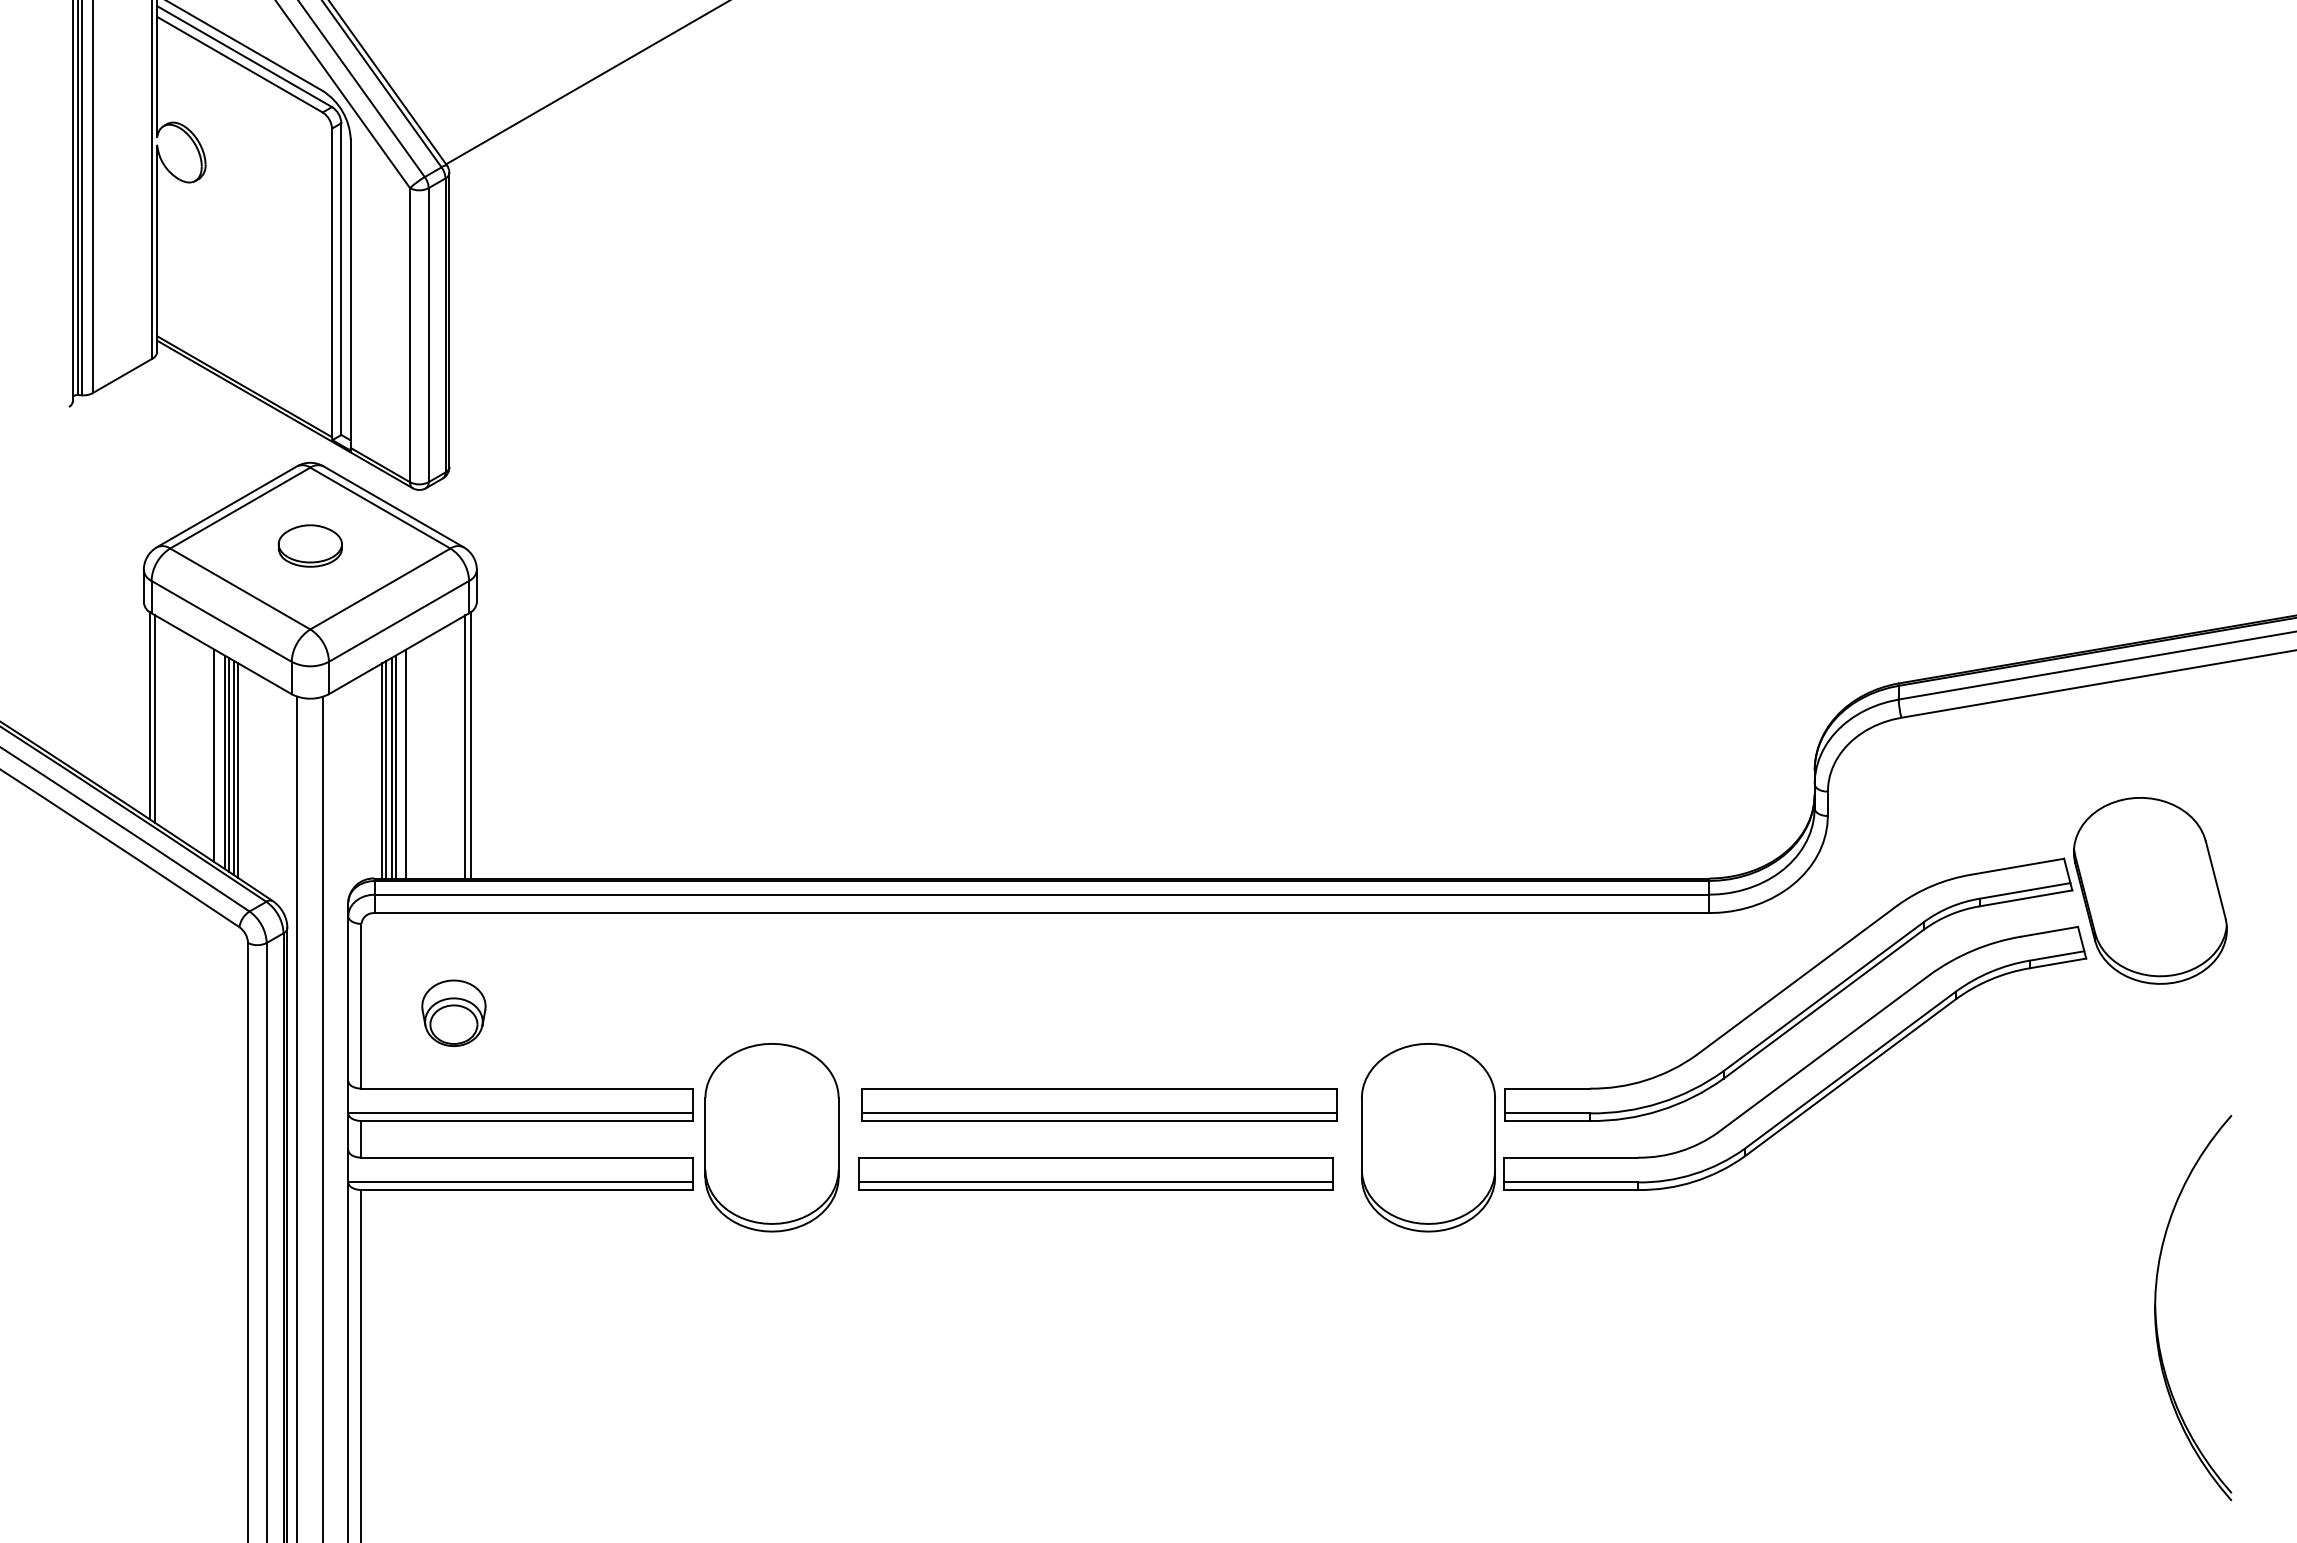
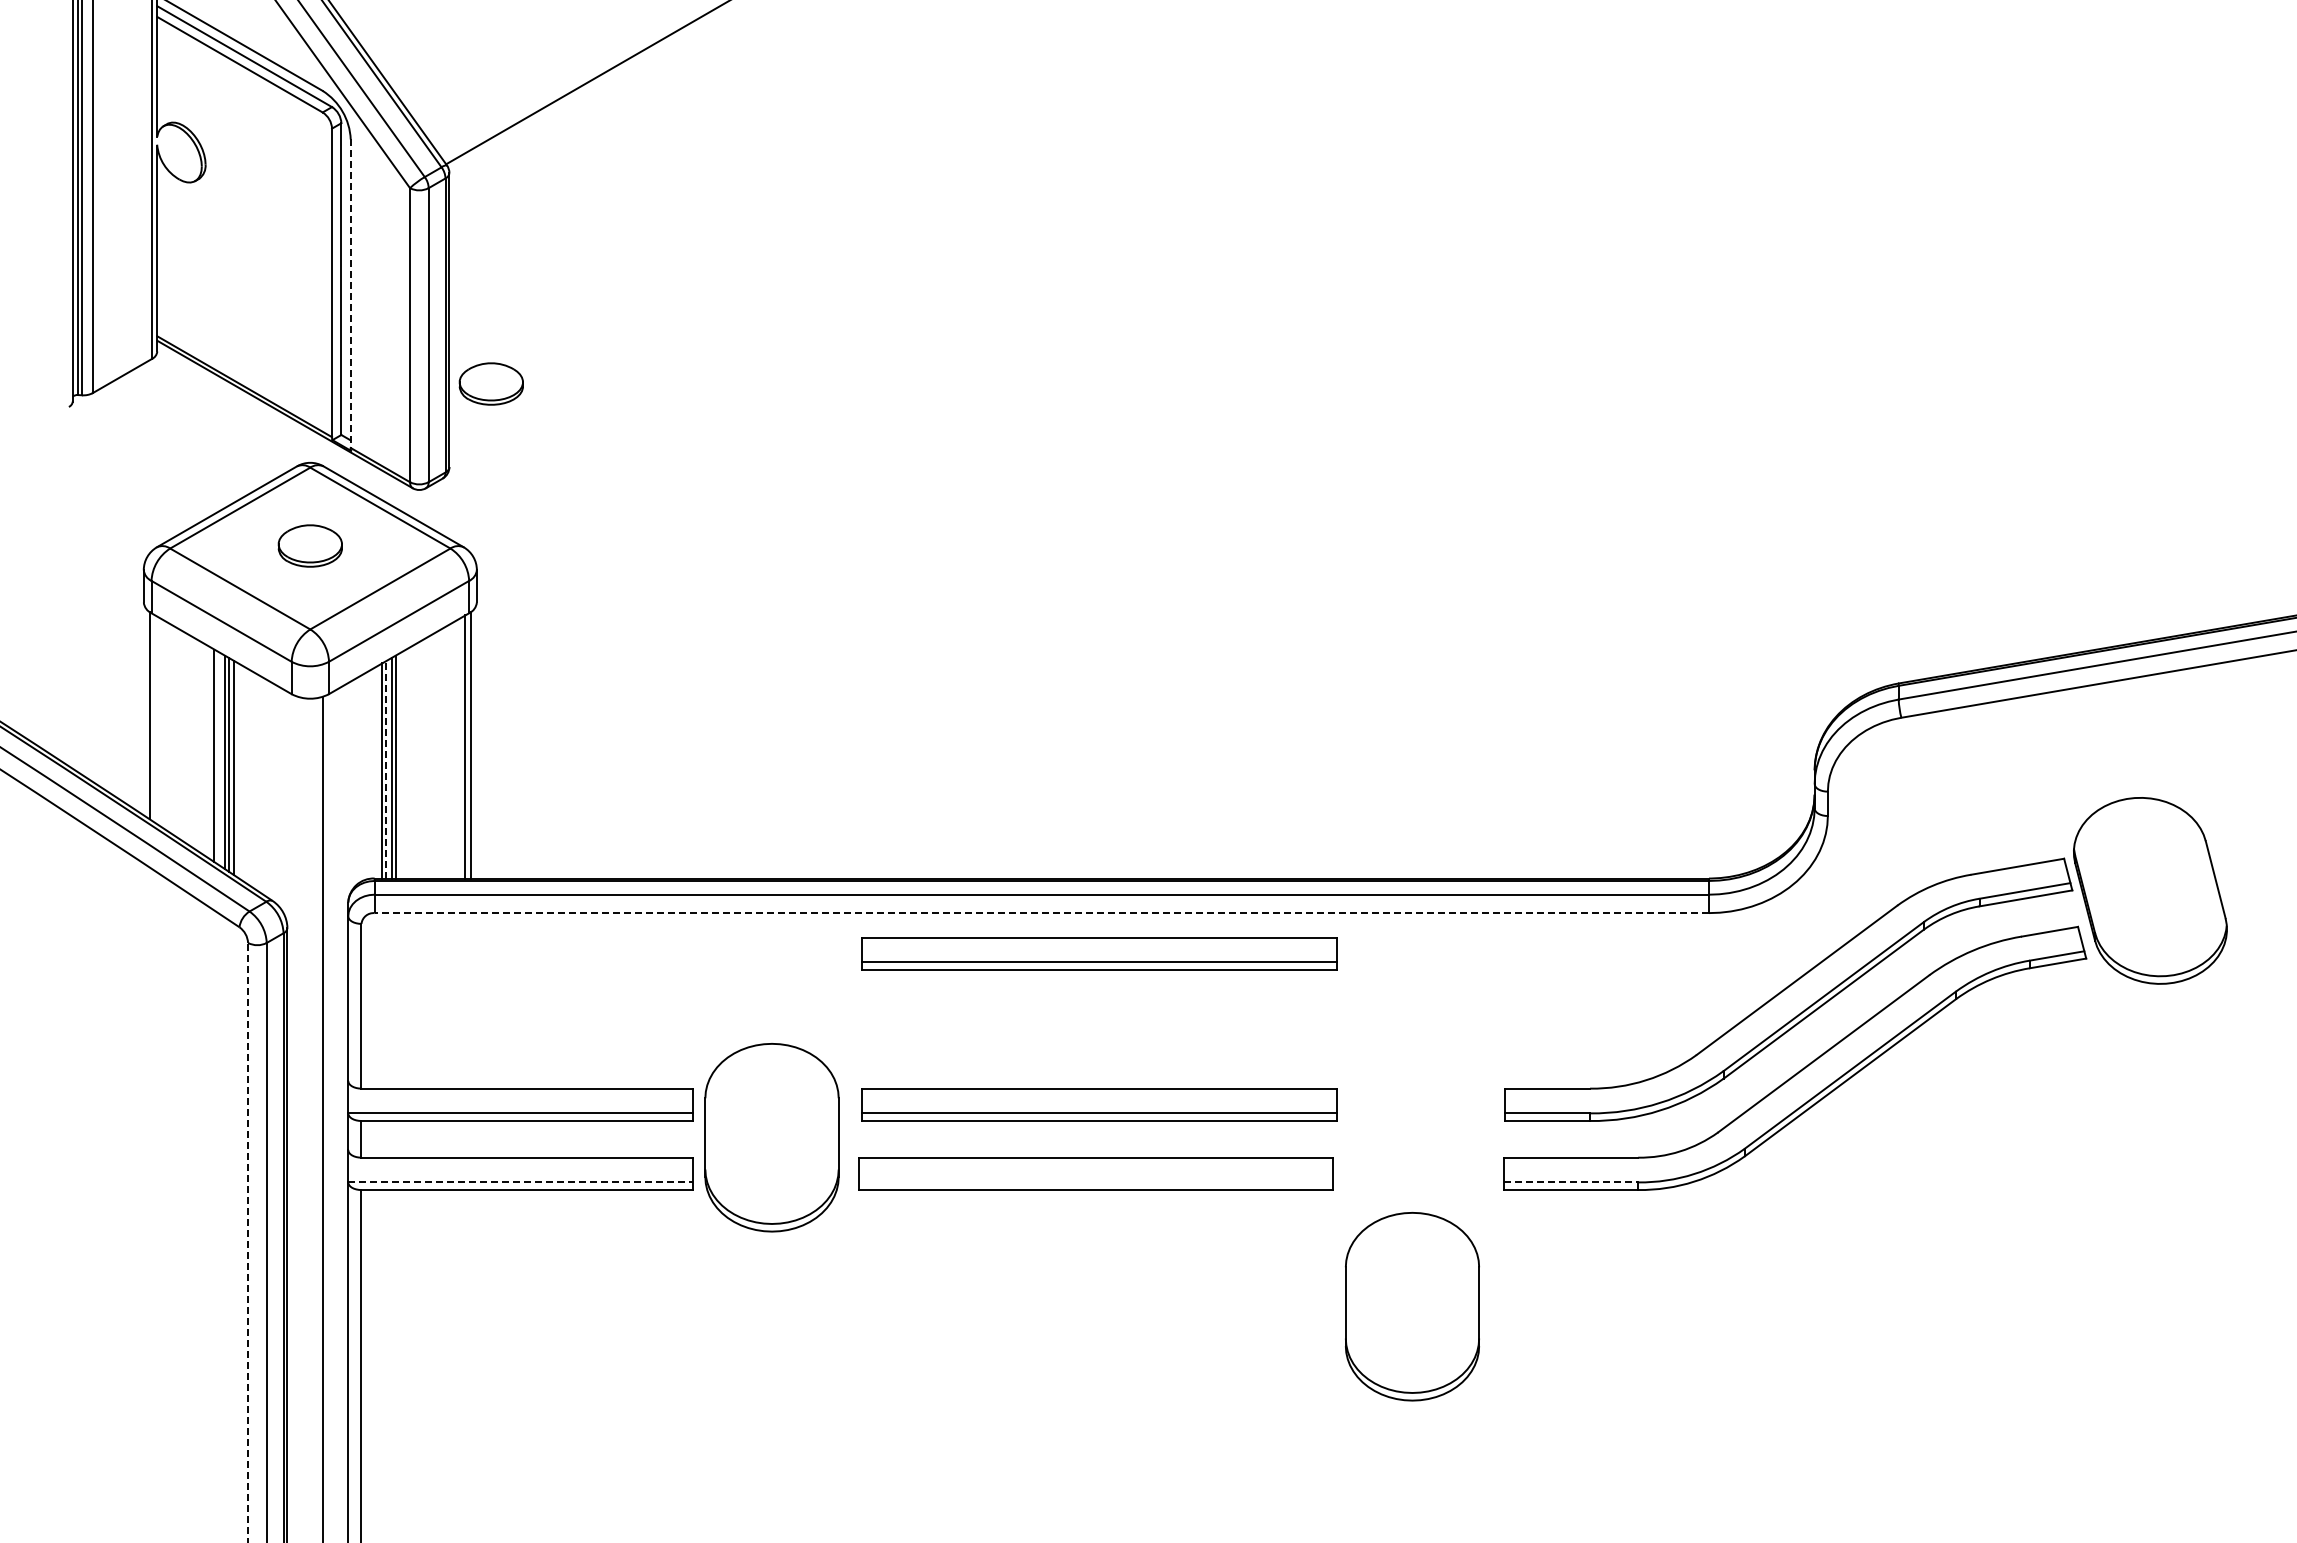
line: solid -> dashed (350, 294)
part: none -> present (490, 383)
line: present -> none (155, 718)
line: present -> none (406, 763)
line: solid -> dashed (386, 769)
line: present -> none (238, 770)
line: solid -> dashed (1041, 913)
part: none -> present (1099, 953)
part: present -> none (453, 1012)
line: present -> none (297, 1117)
part position: (1428, 1137) -> (1412, 1306) (1412, 1306)
line: solid -> dashed (521, 1182)
line: present -> none (1095, 1182)
line: solid -> dashed (1571, 1182)
line: solid -> dashed (248, 1242)
part: present -> none (2156, 1308)
